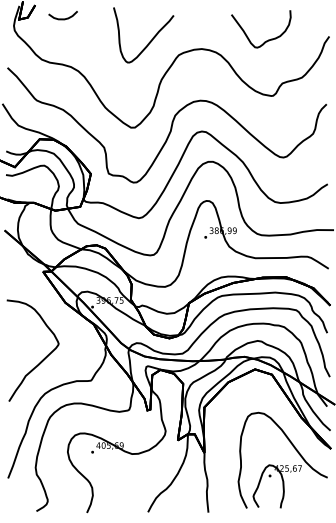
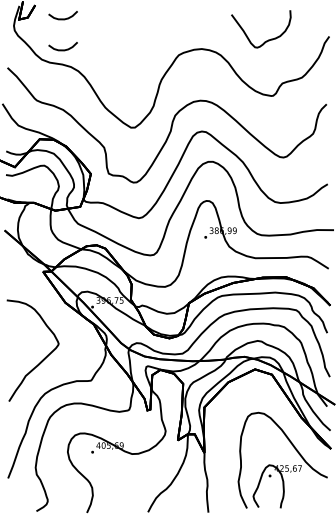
curve: present -> none (149, 41)
curve: none -> present (62, 49)
